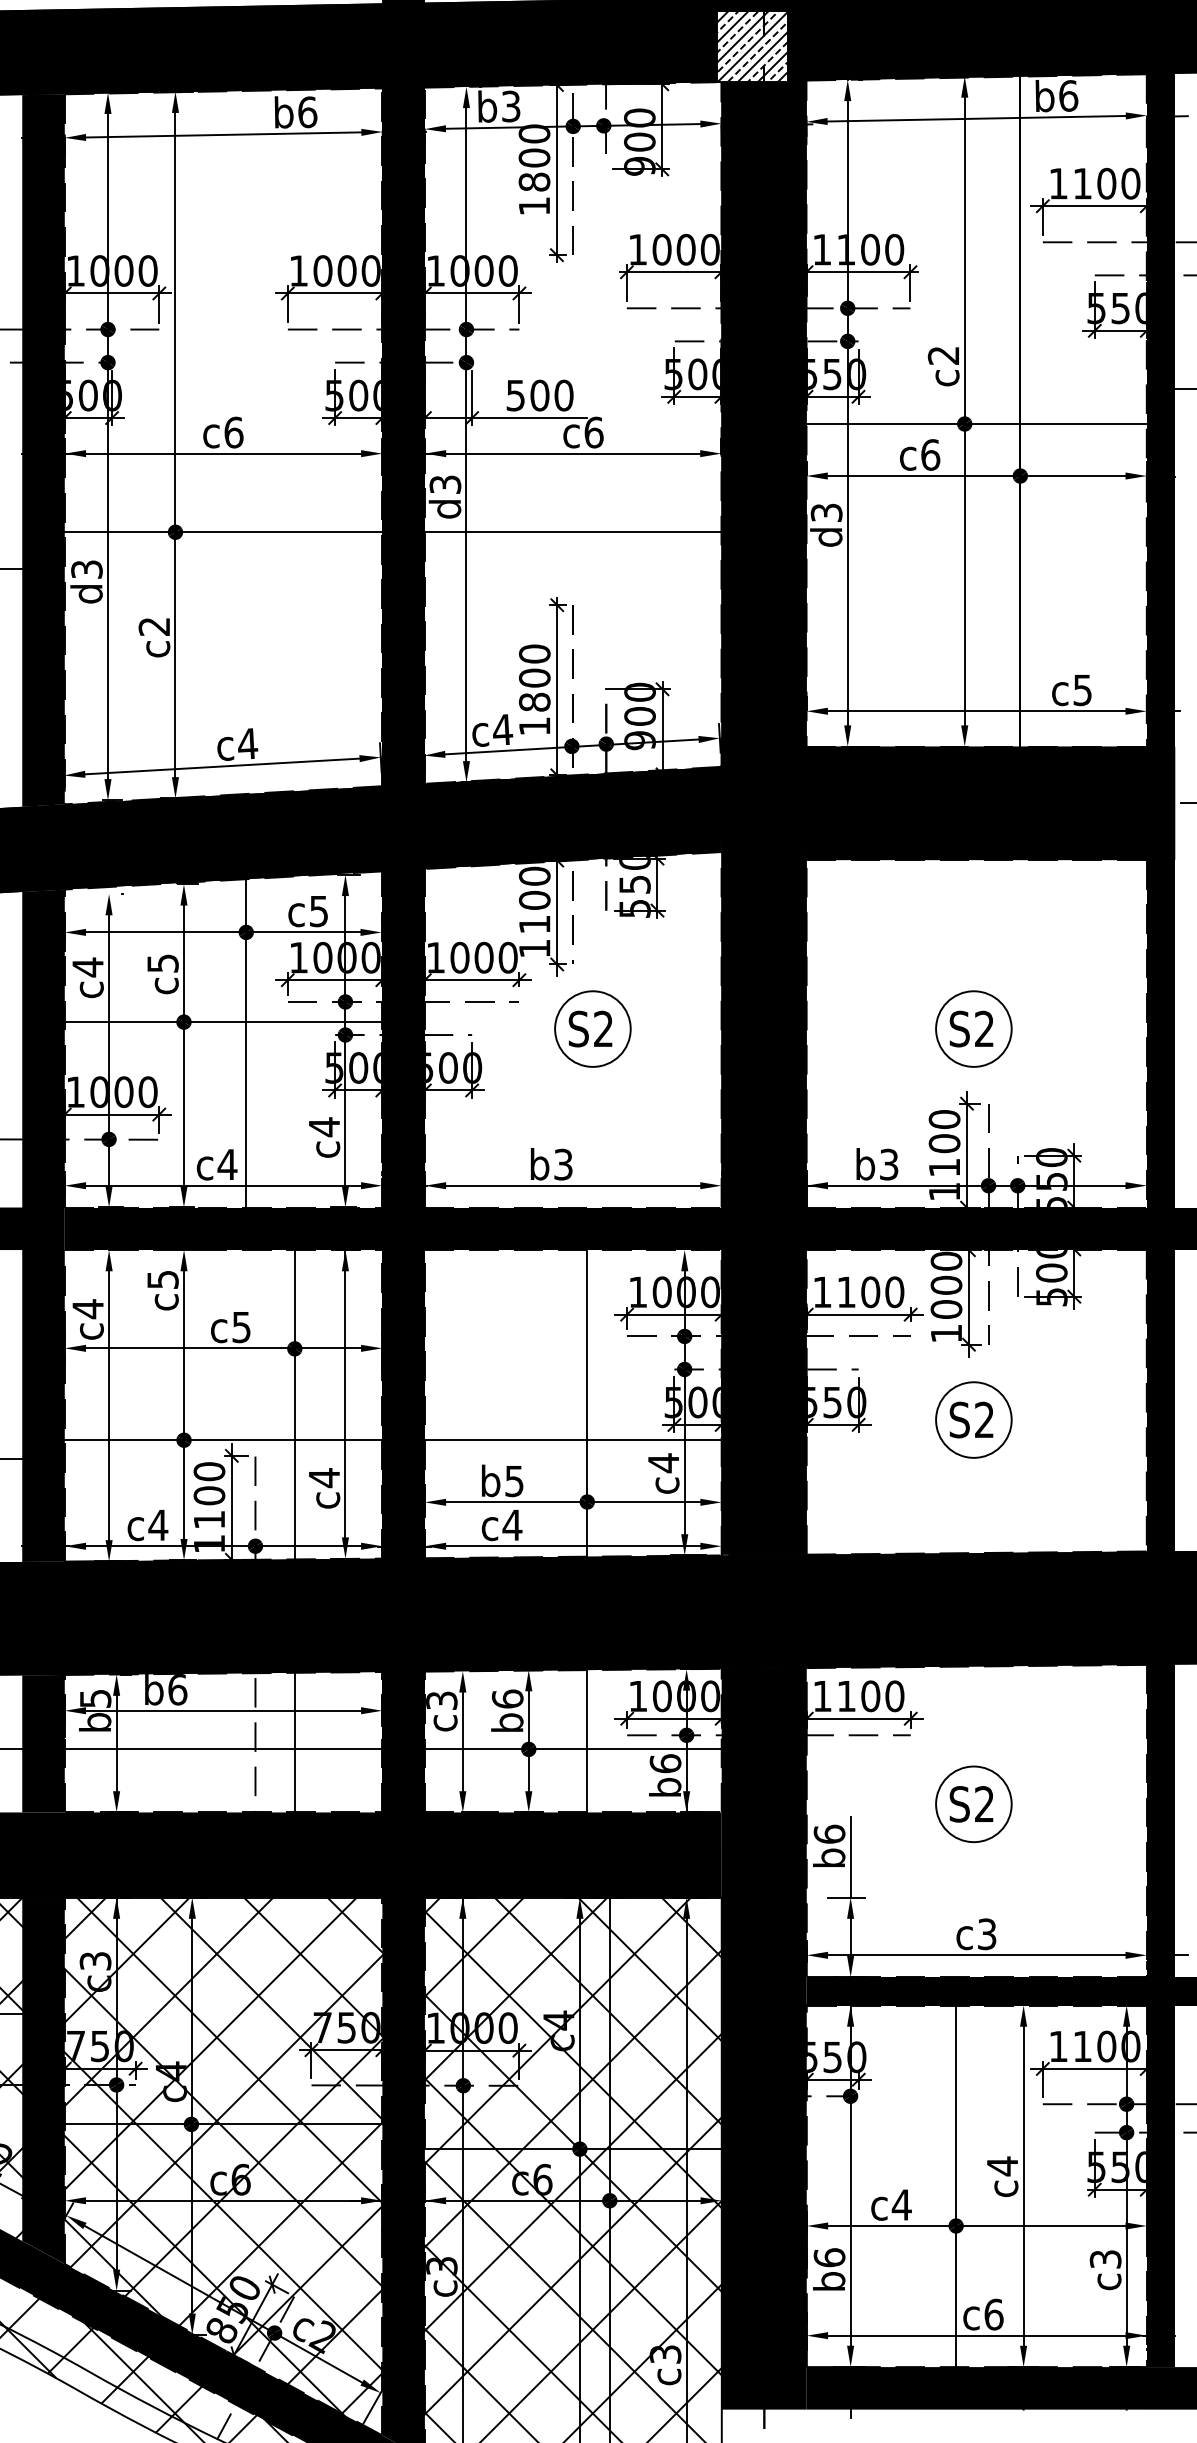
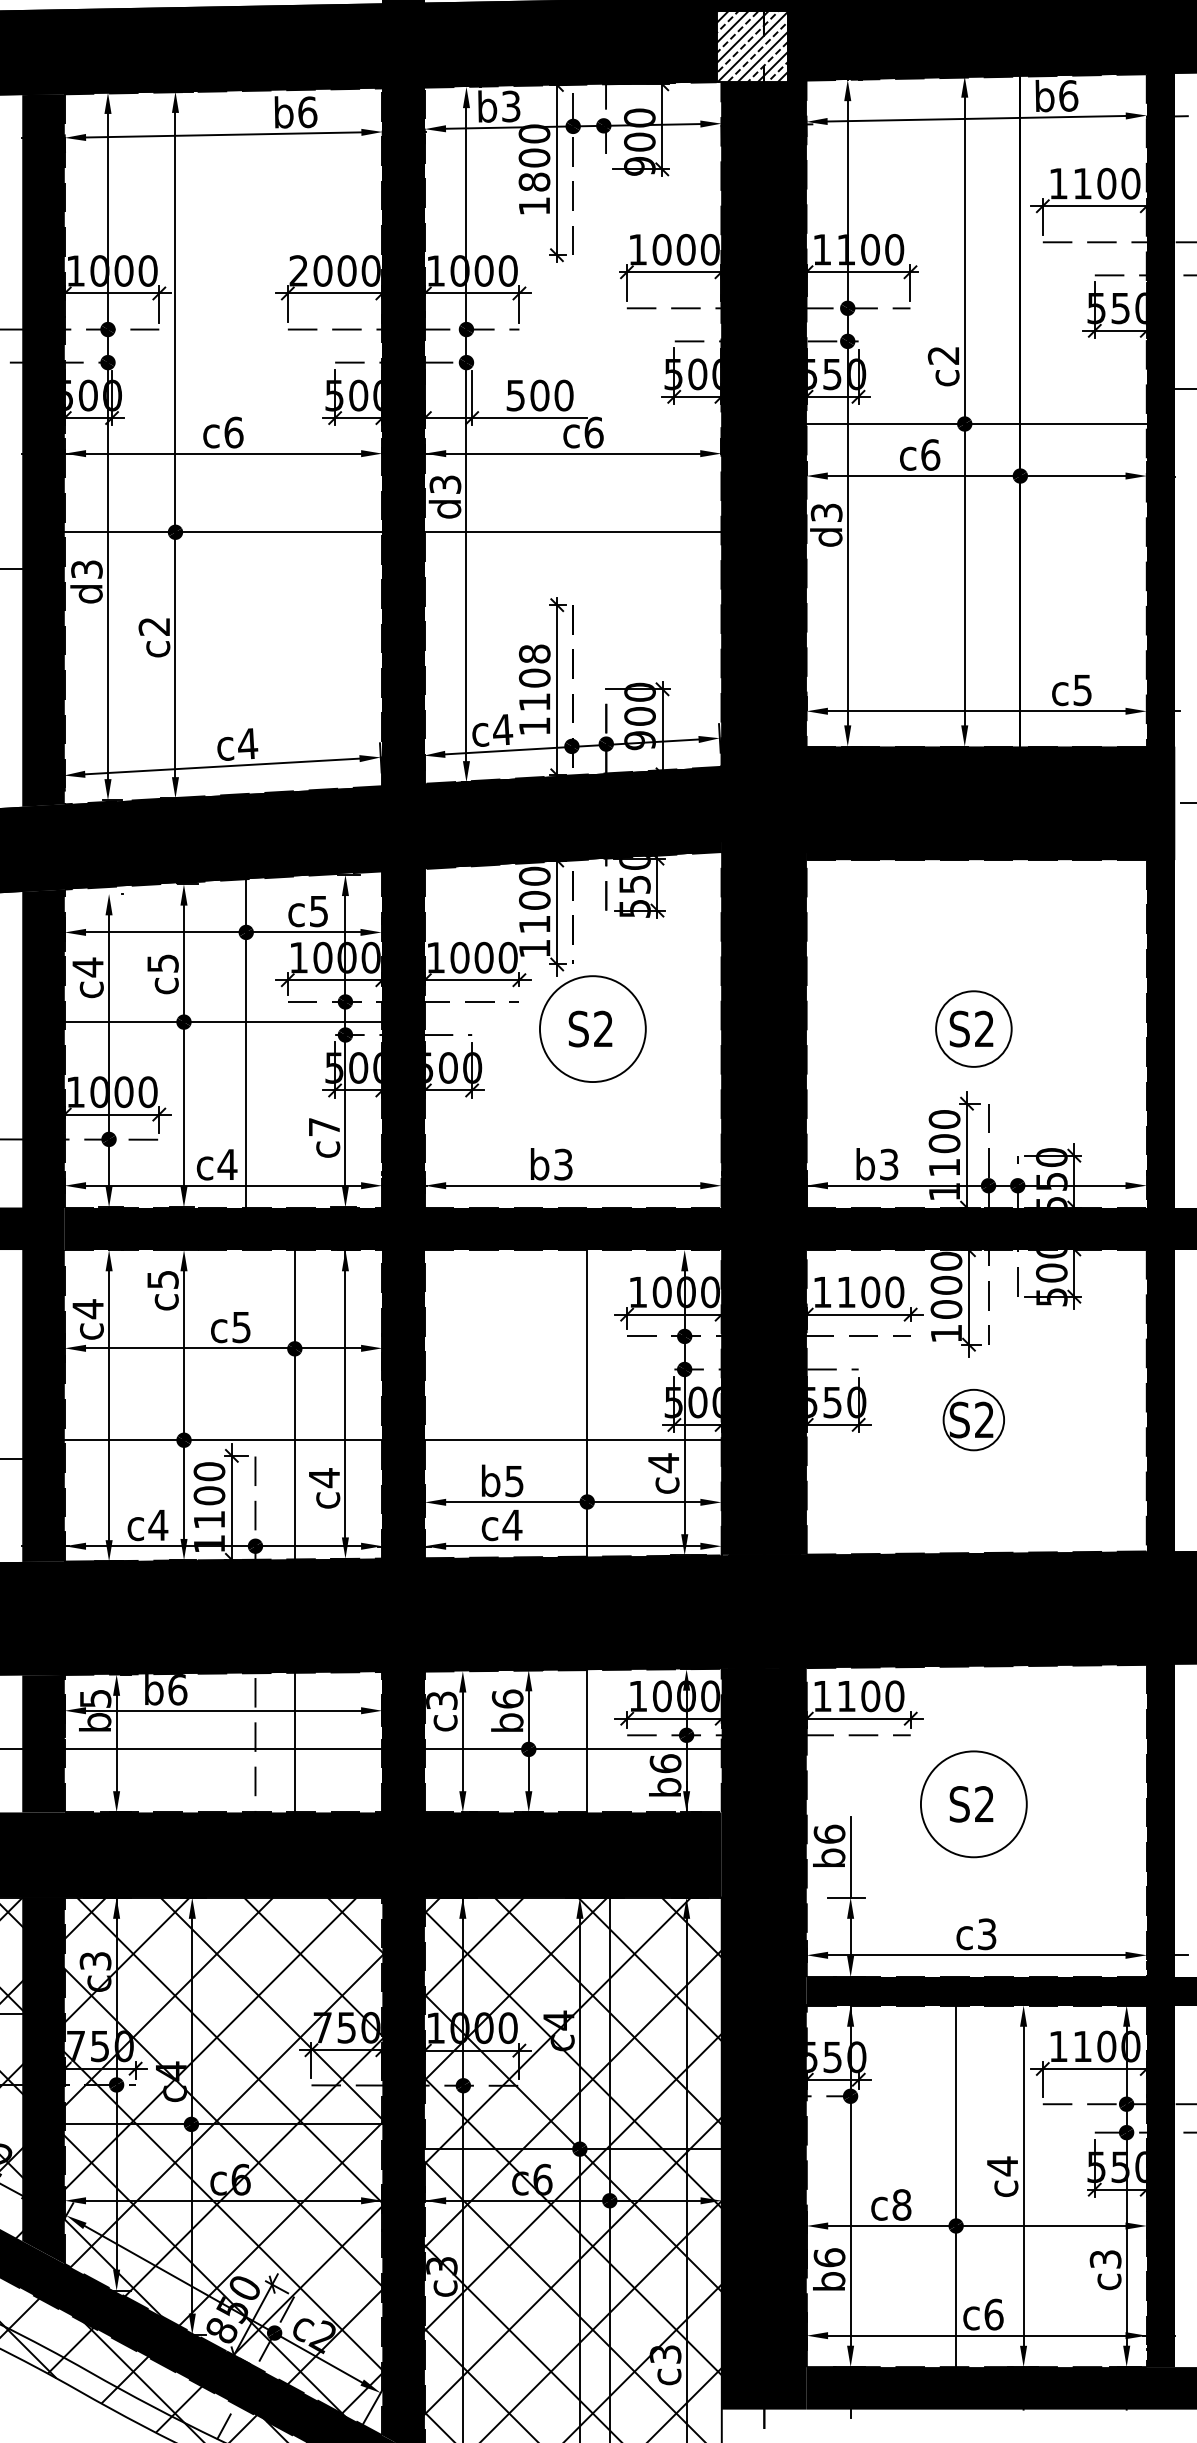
text: 1000 -> 2000 (298, 270)
text: 1800 -> 1108 (534, 677)
circle diameter: 76 px -> 106 px (592, 1029)
text: c4 -> c7 (324, 1127)
circle diameter: 76 px -> 60 px (973, 1419)
circle diameter: 76 px -> 106 px (973, 1804)
text: c4 -> c8 (901, 2204)
